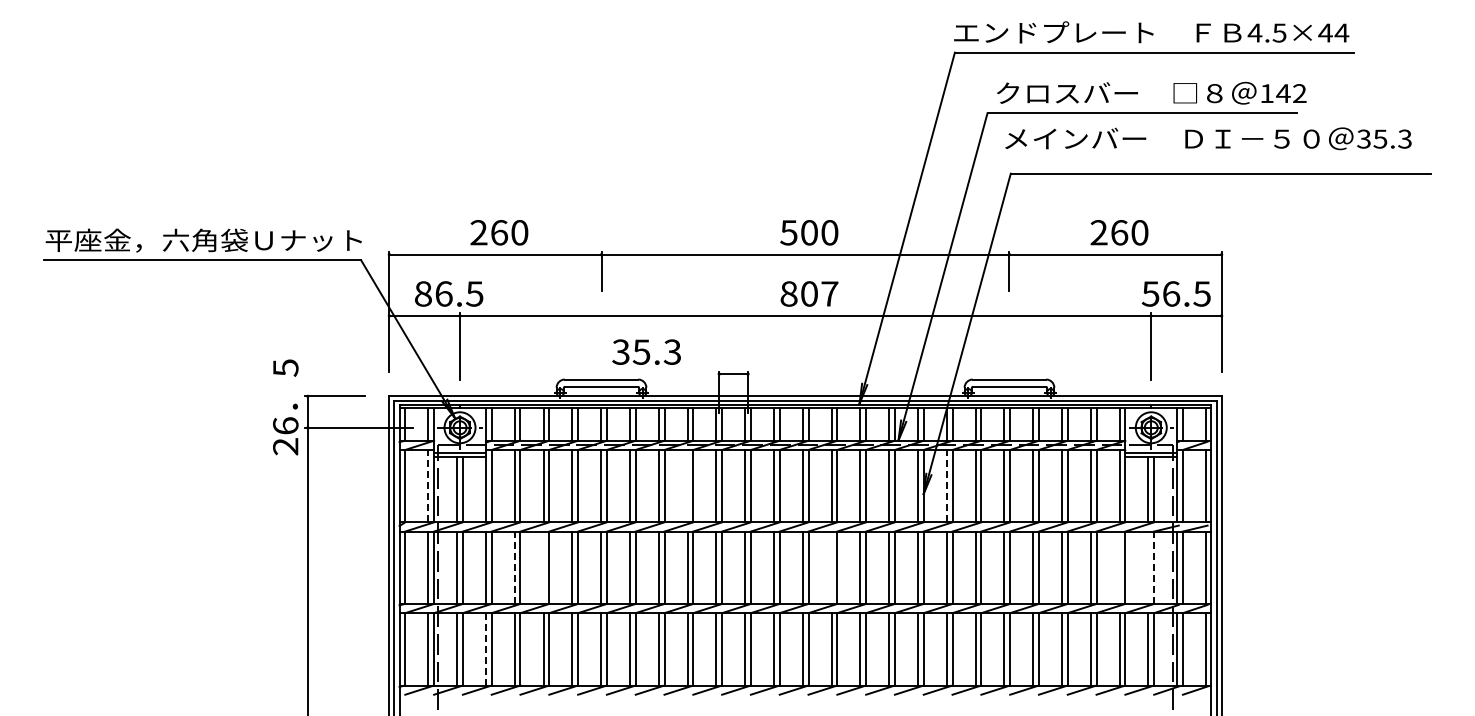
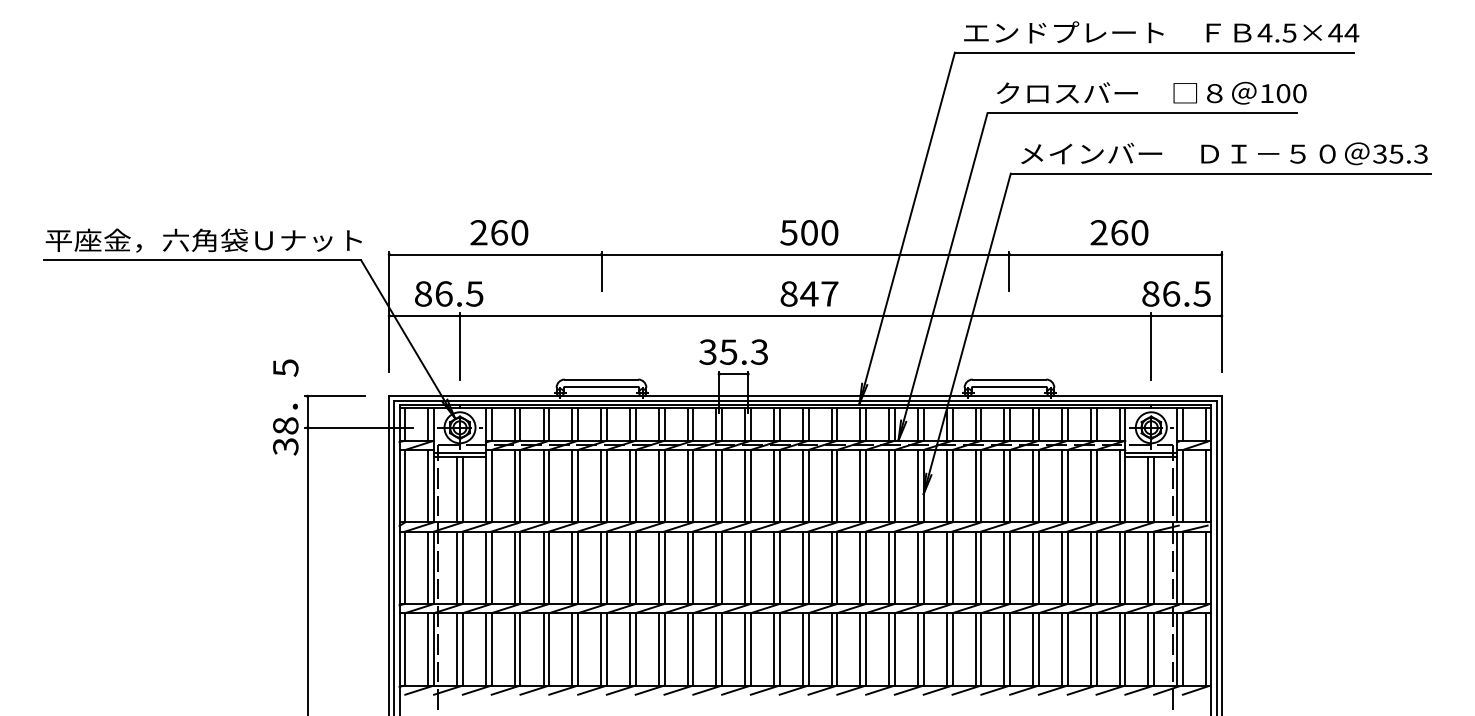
text position: (1151, 32) -> (1161, 32) (1161, 32)
text: 142 -> 100 (1291, 93)
text position: (1208, 138) -> (1224, 153) (1224, 153)
text: 807 -> 847 (809, 293)
text: 56.5 -> 86.5 (1150, 293)
text position: (646, 351) -> (733, 351) (733, 351)
text: 26 -> 38 (285, 436)
line: dashed -> solid (428, 485)
line: none -> present (687, 485)
line: dashed -> solid (946, 485)
line: dashed -> solid (514, 567)
line: none -> present (543, 567)
line: none -> present (831, 567)
line: none -> present (1119, 567)
line: none -> present (1148, 567)
line: dashed -> solid (1154, 567)
line: dashed -> solid (485, 648)
